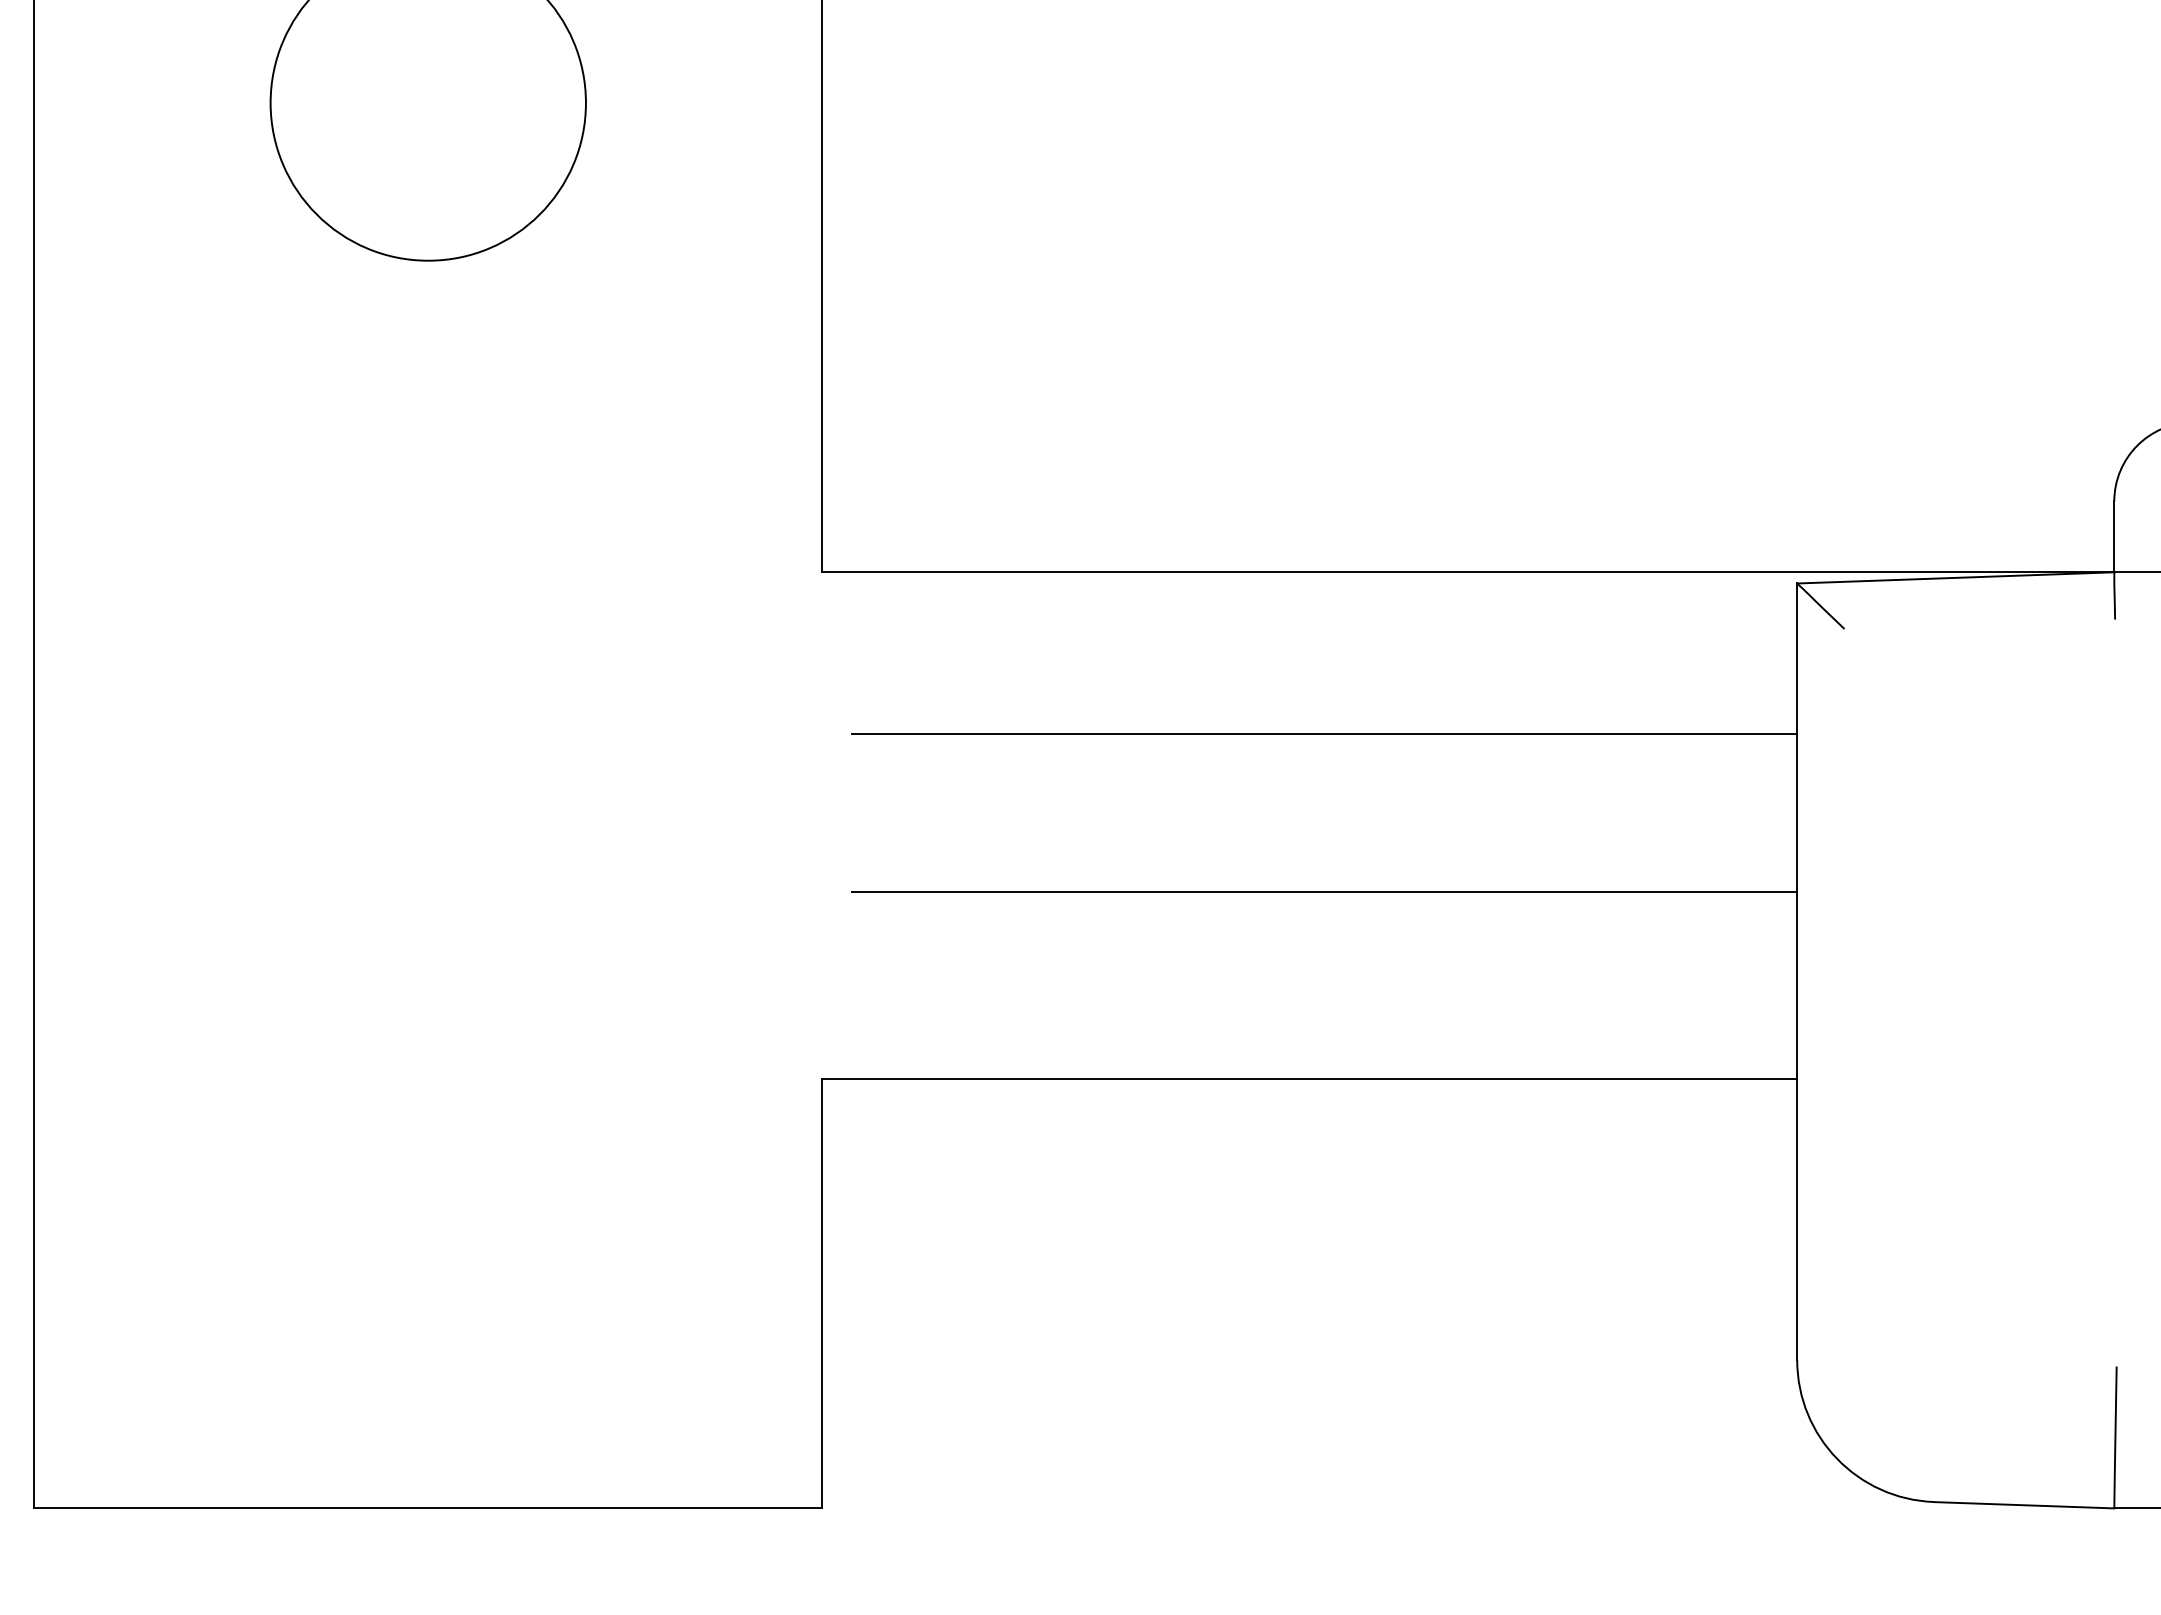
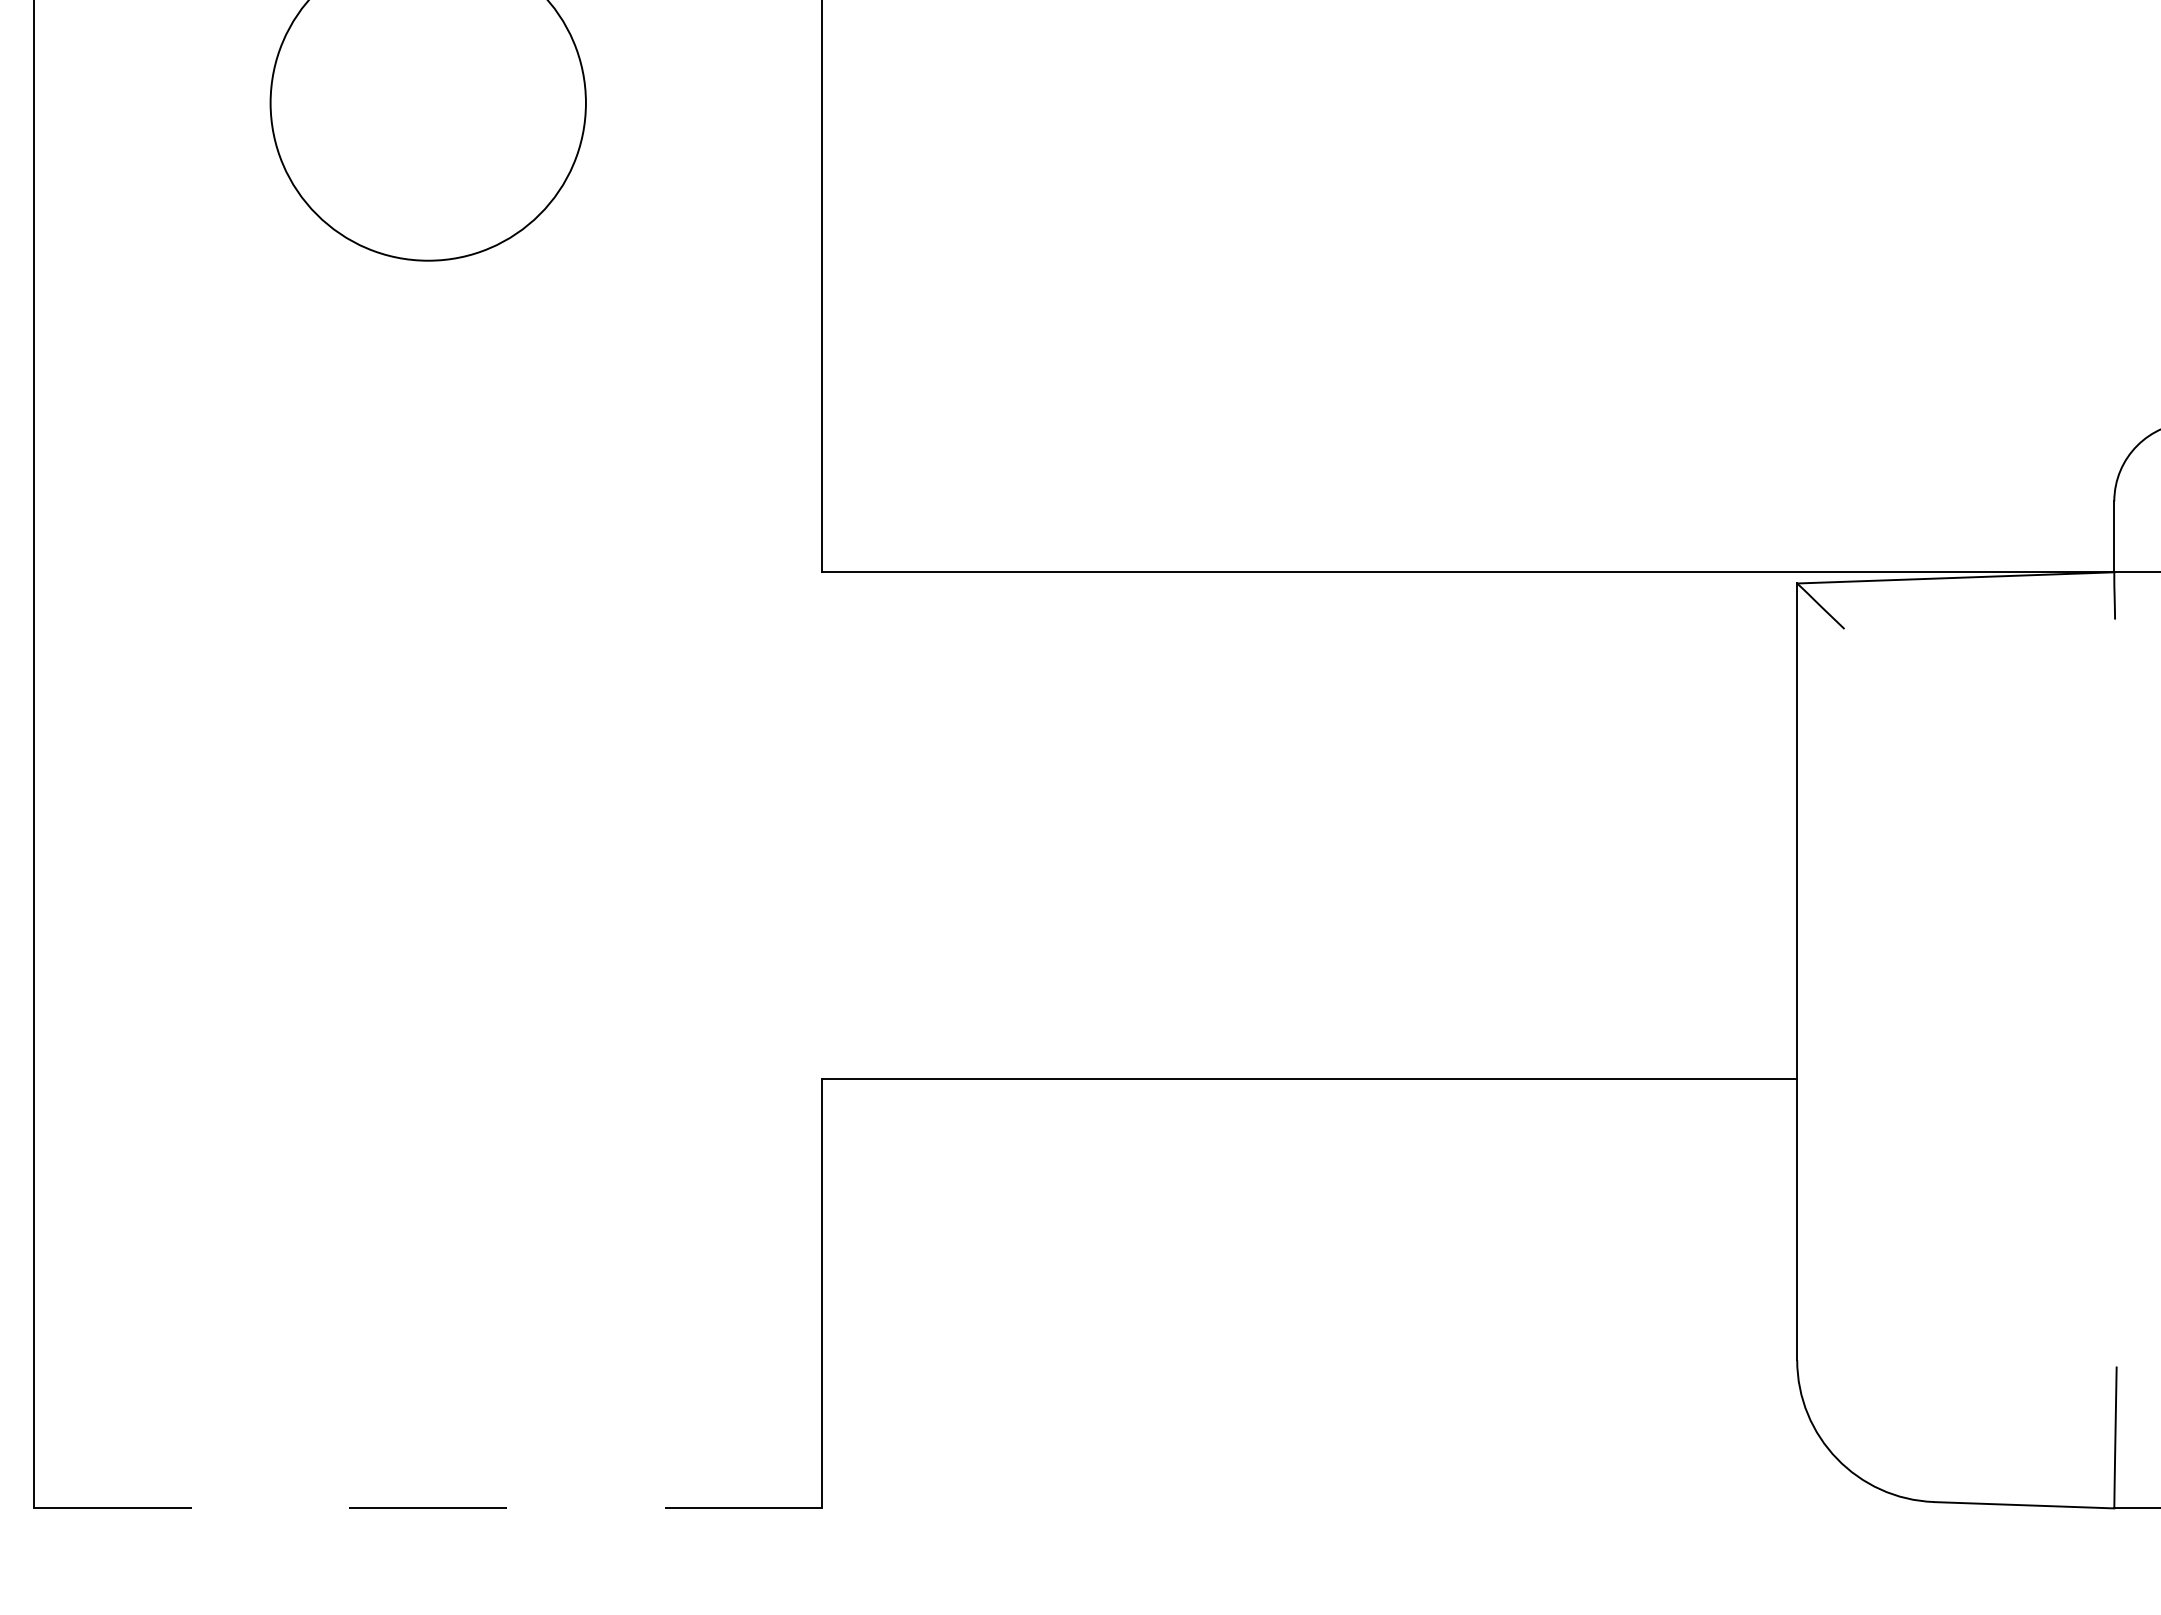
line: present -> none (1324, 734)
line: present -> none (1324, 891)
line: solid -> dashed (427, 1508)
